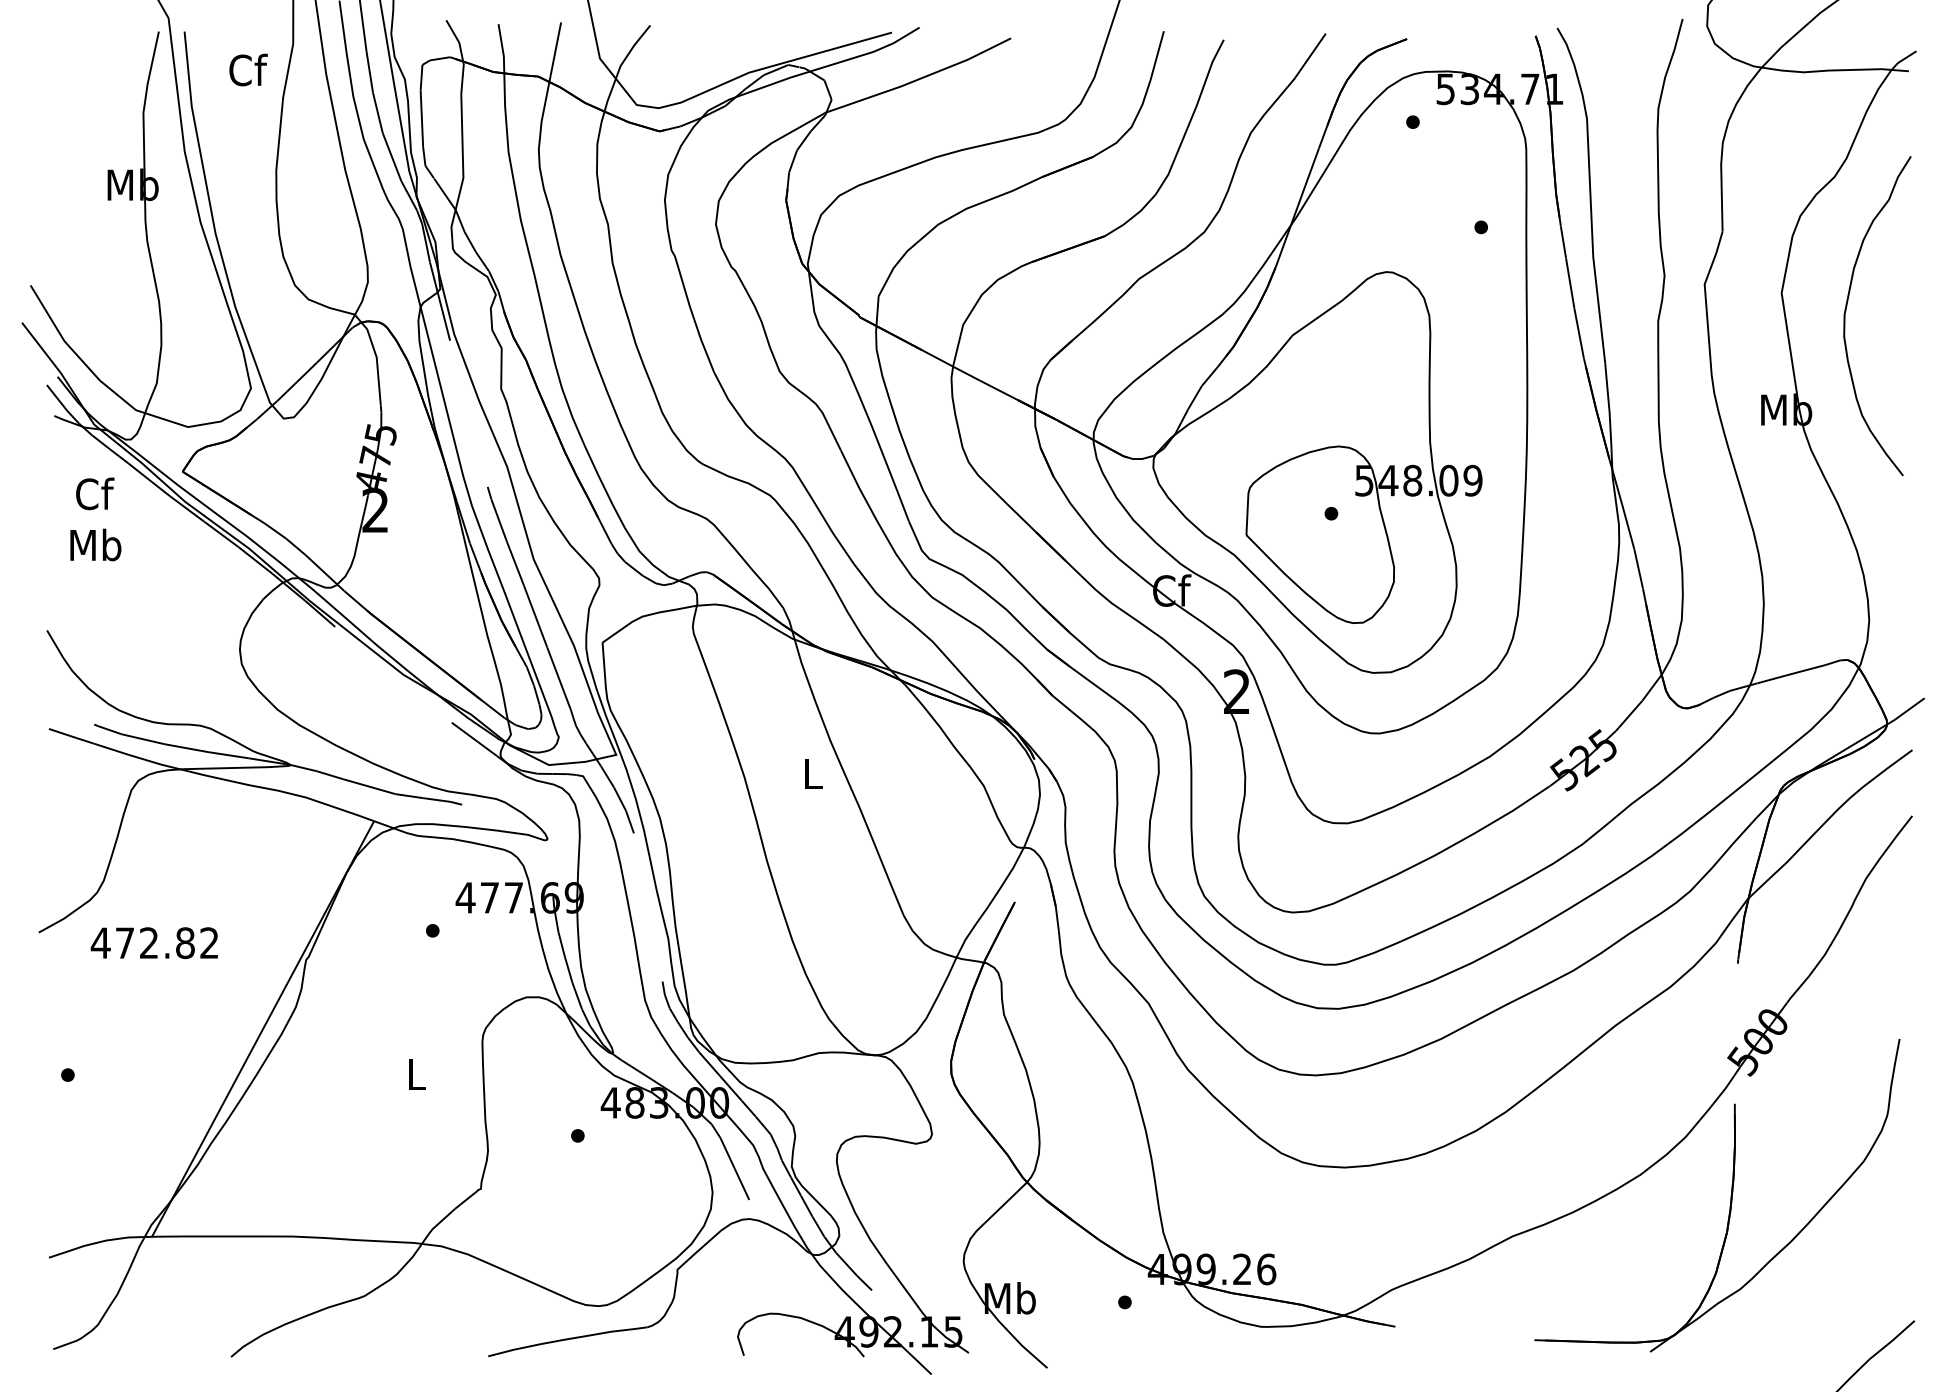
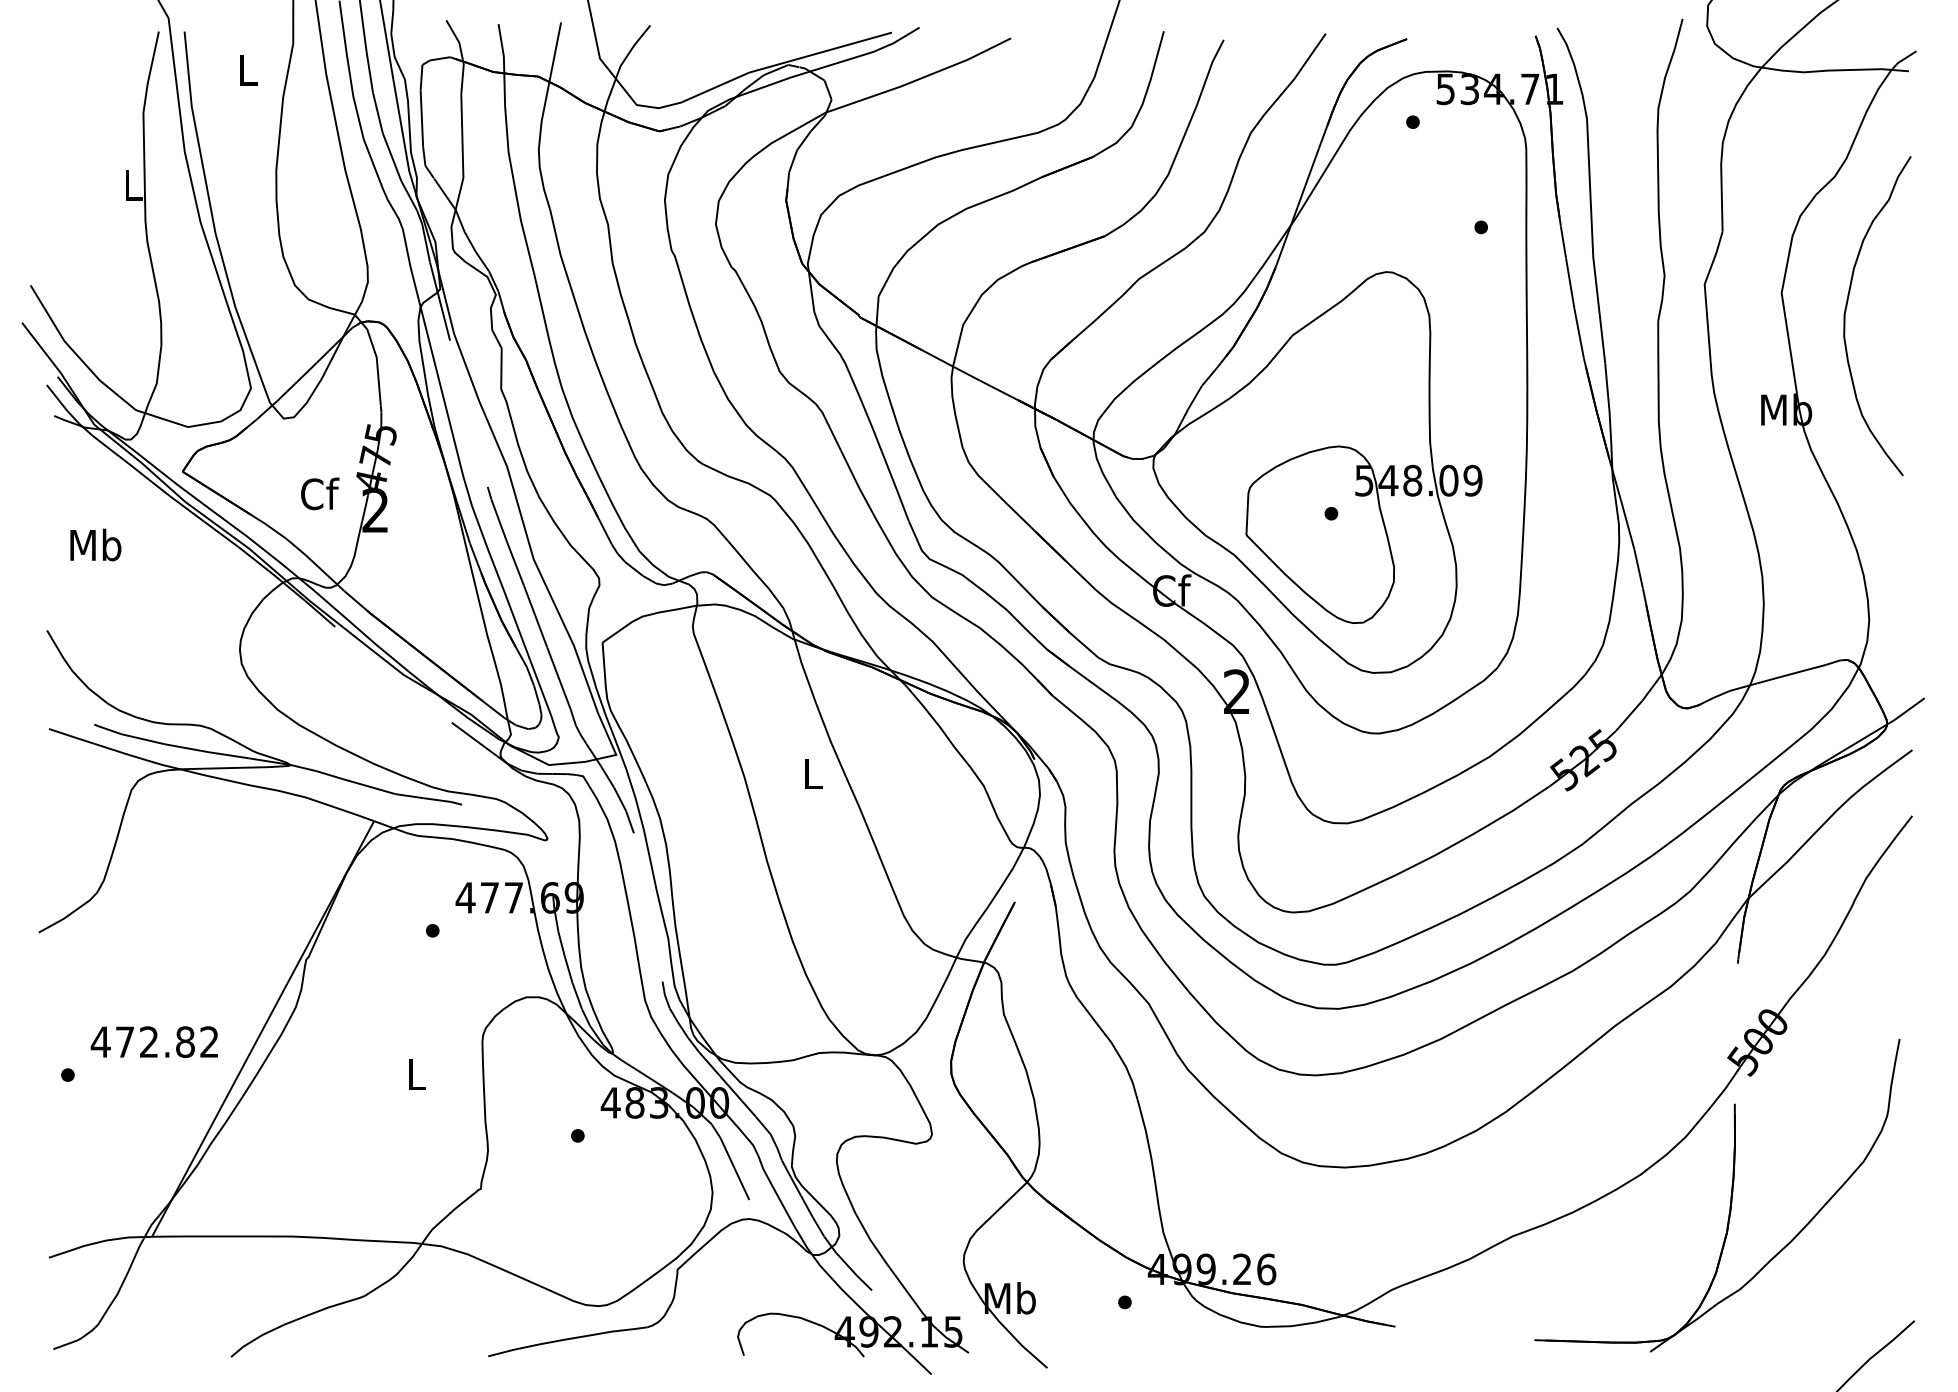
text: Cf -> L (248, 69)
text: Mb -> L (132, 184)
text position: (95, 493) -> (320, 493) (320, 493)
text position: (153, 942) -> (153, 1041) (153, 1041)
